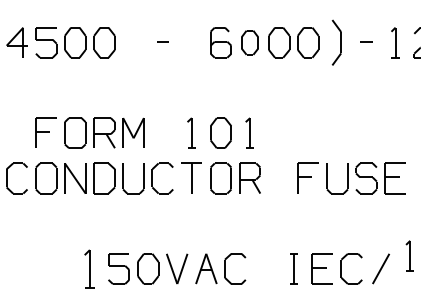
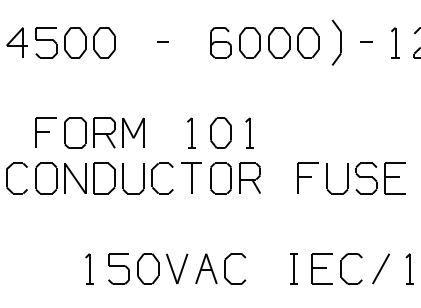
part size: 18x26 px -> 22x32 px (249, 42)
part position: (409, 255) -> (409, 268) (409, 268)
part size: 11x40 px -> 9x32 px (89, 268)
